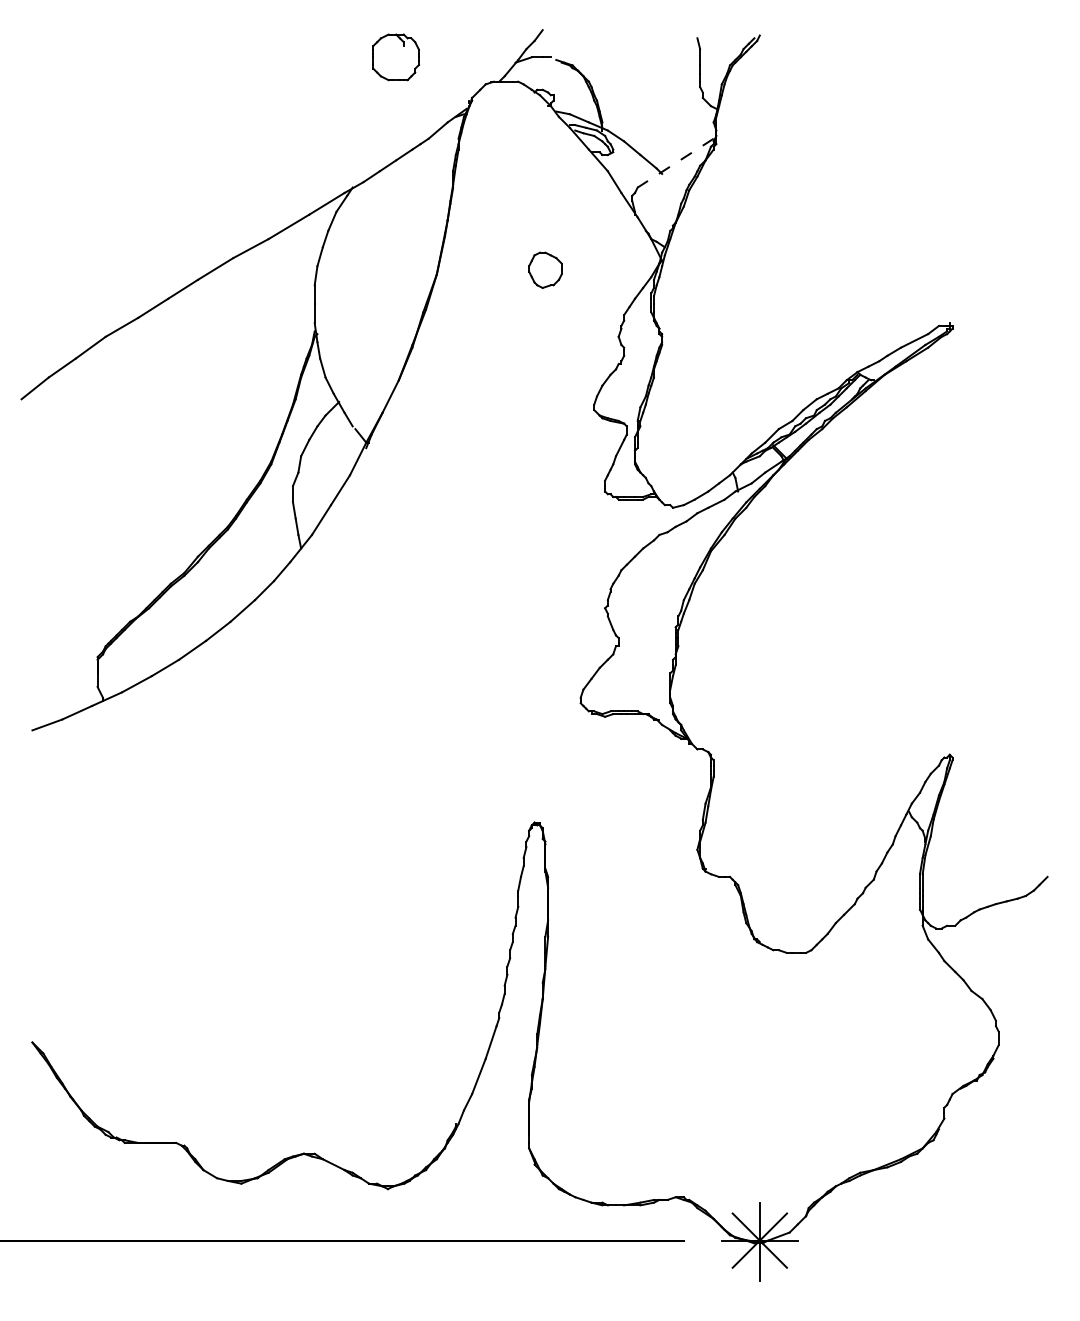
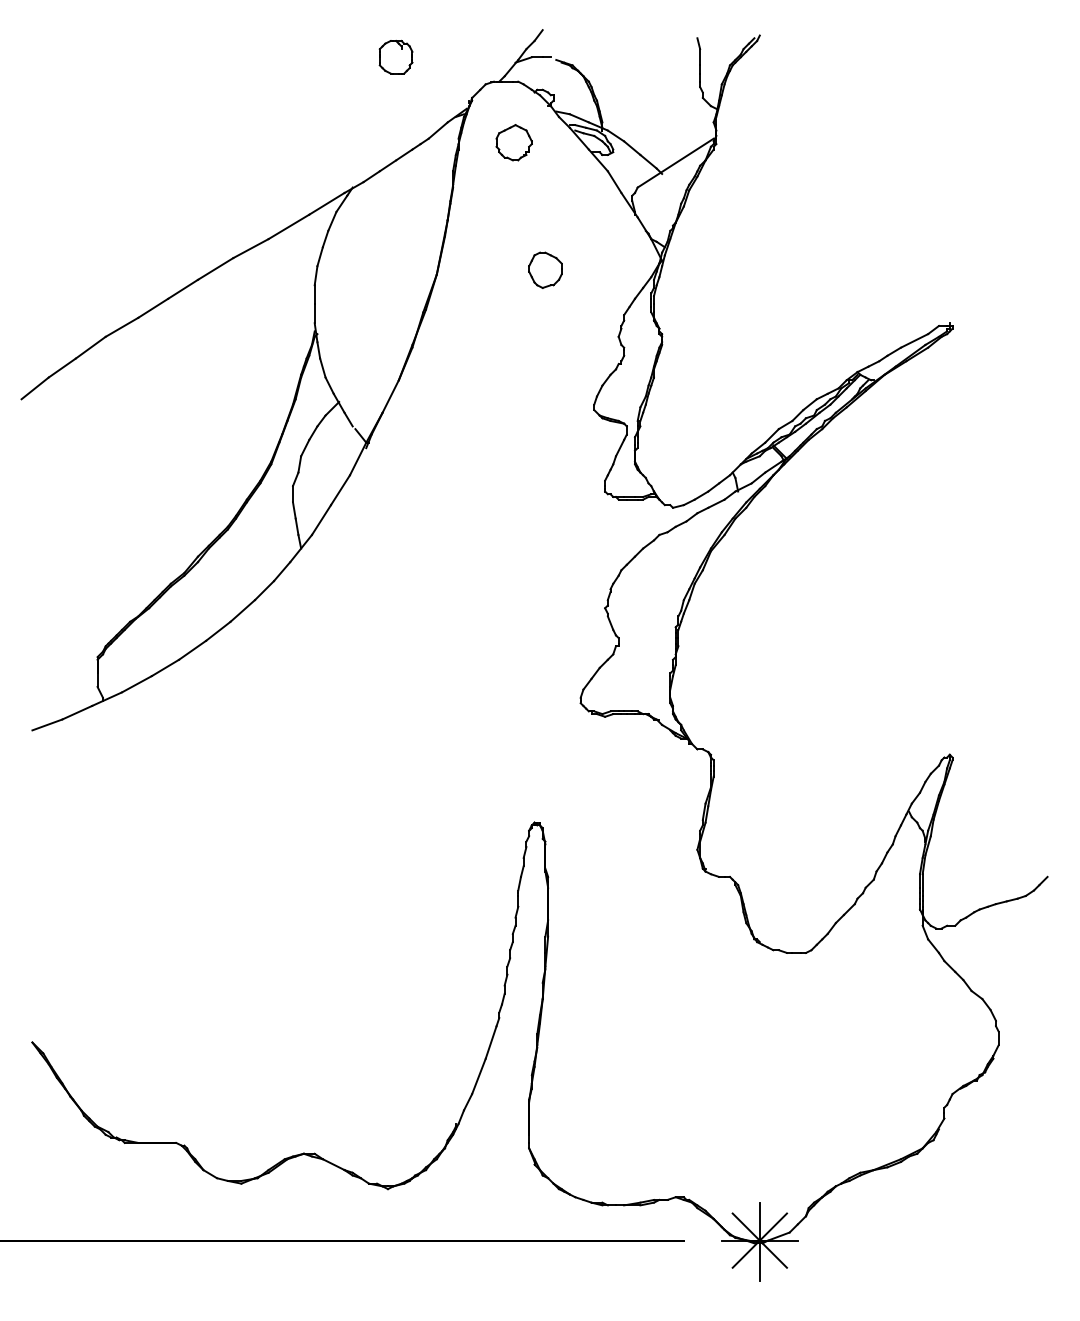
part size: 48x49 px -> 36x36 px (395, 56)
part: none -> present (513, 142)
line: dashed -> solid (675, 163)
